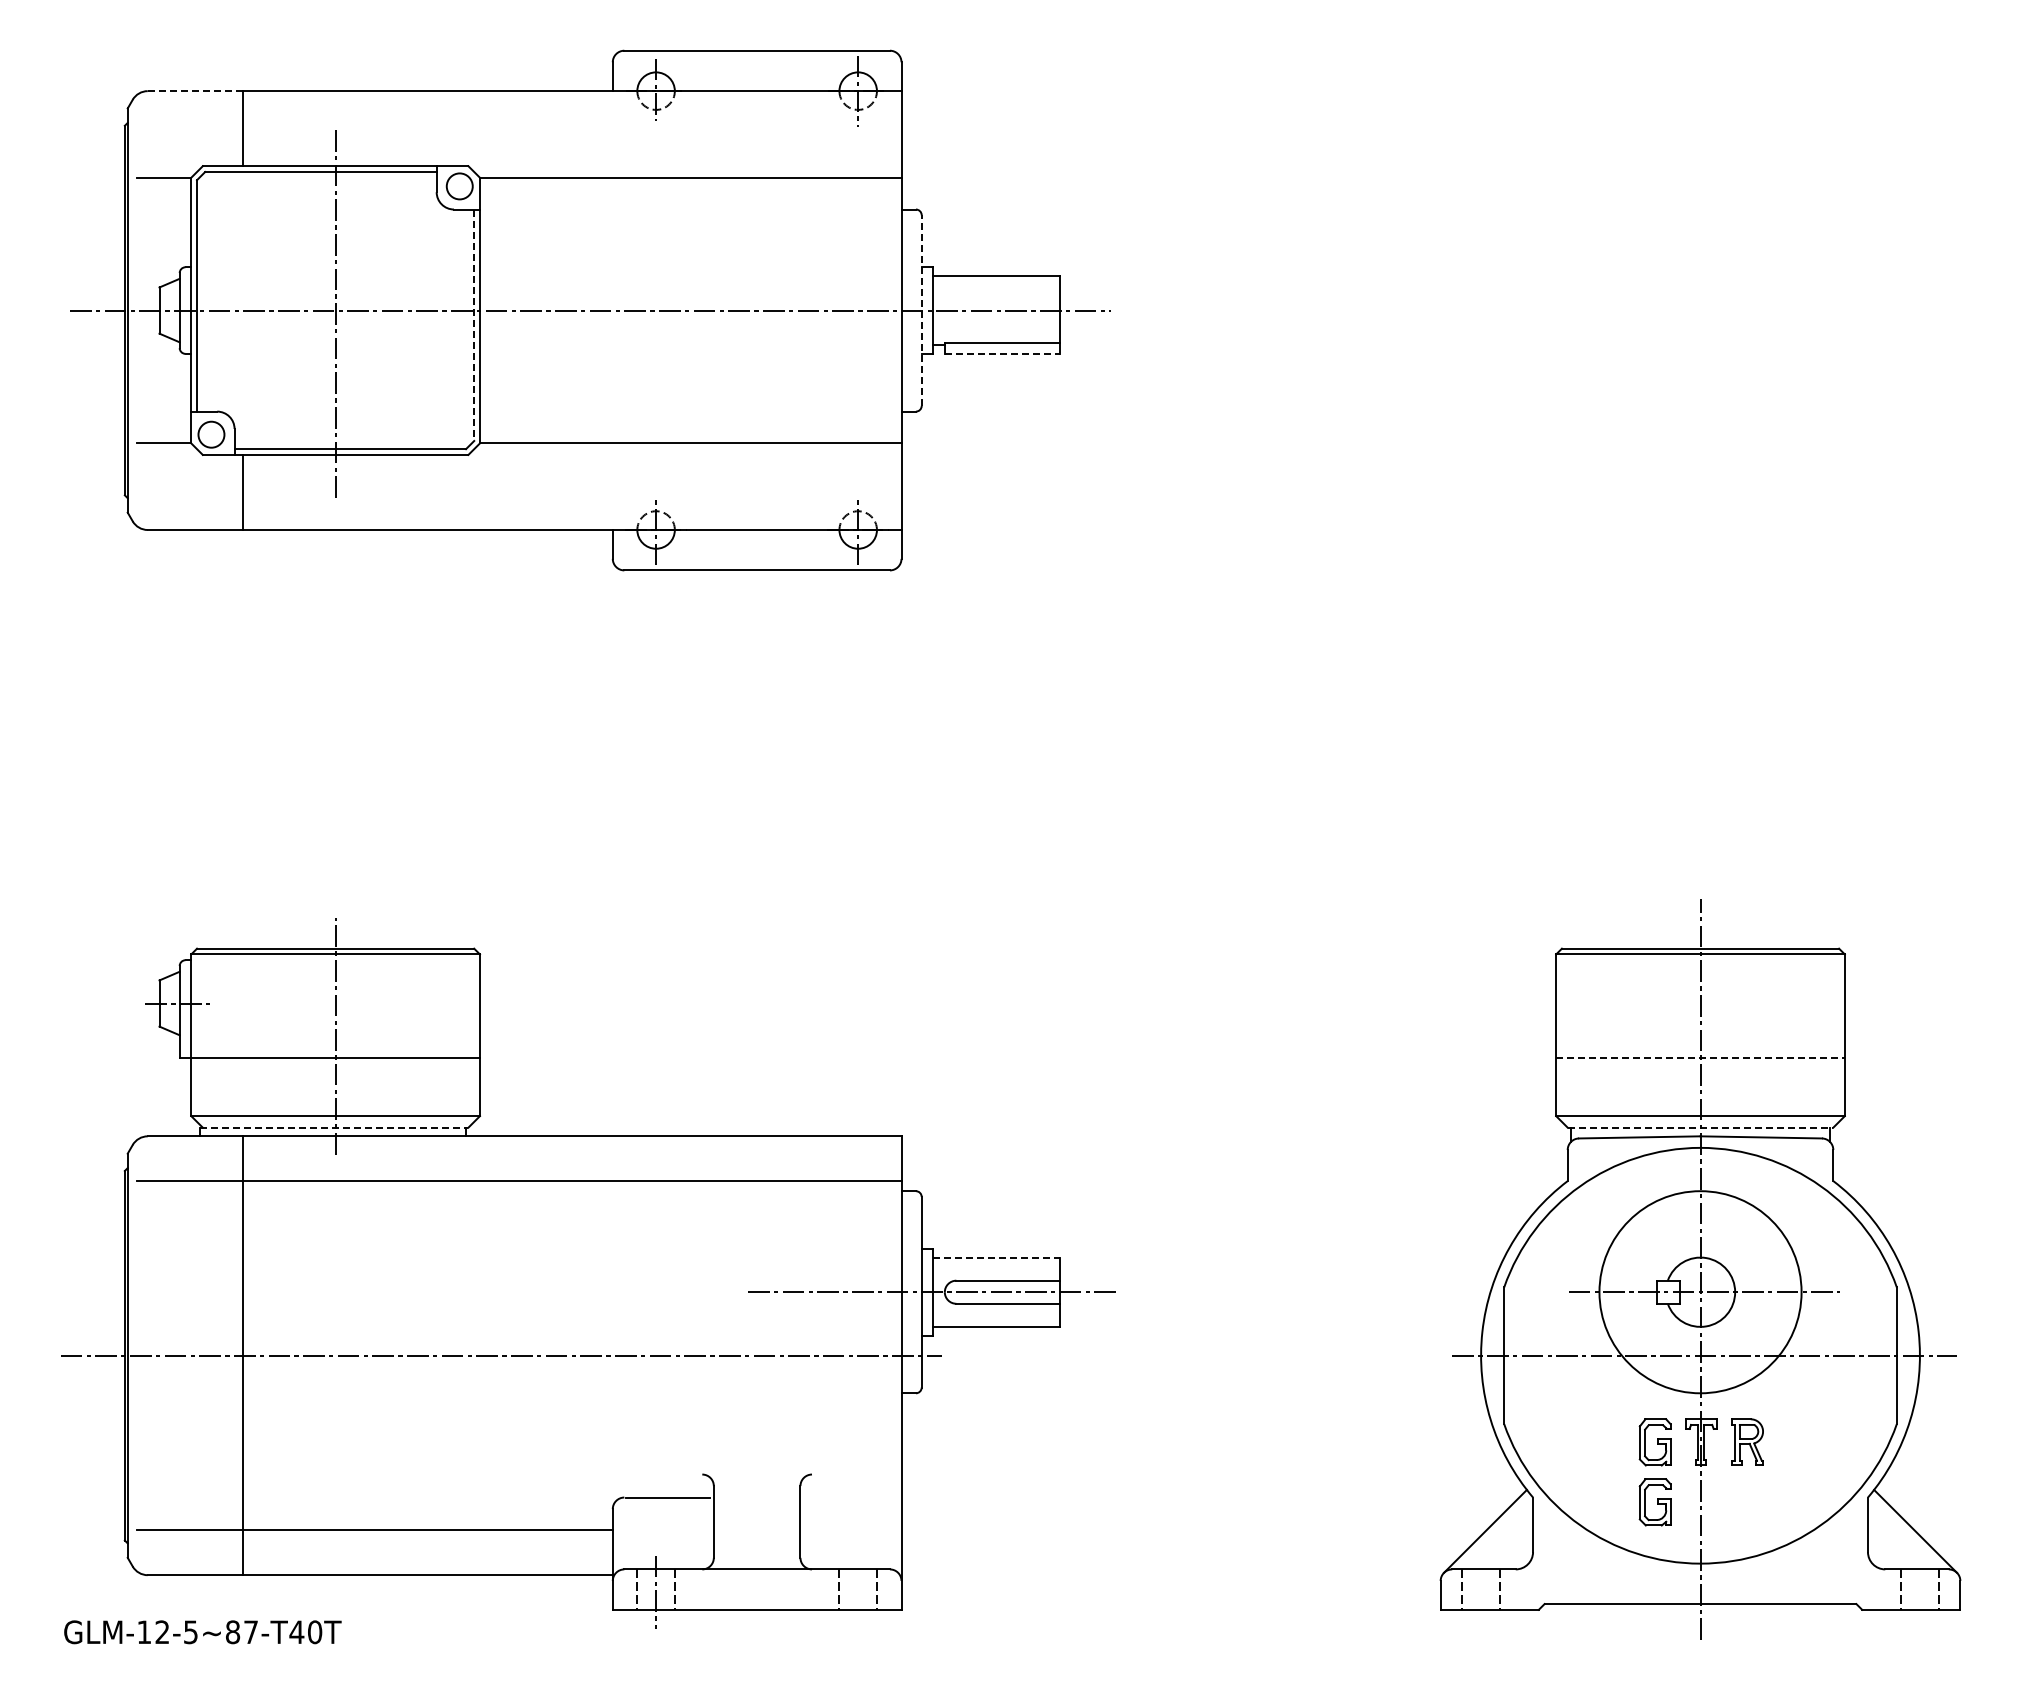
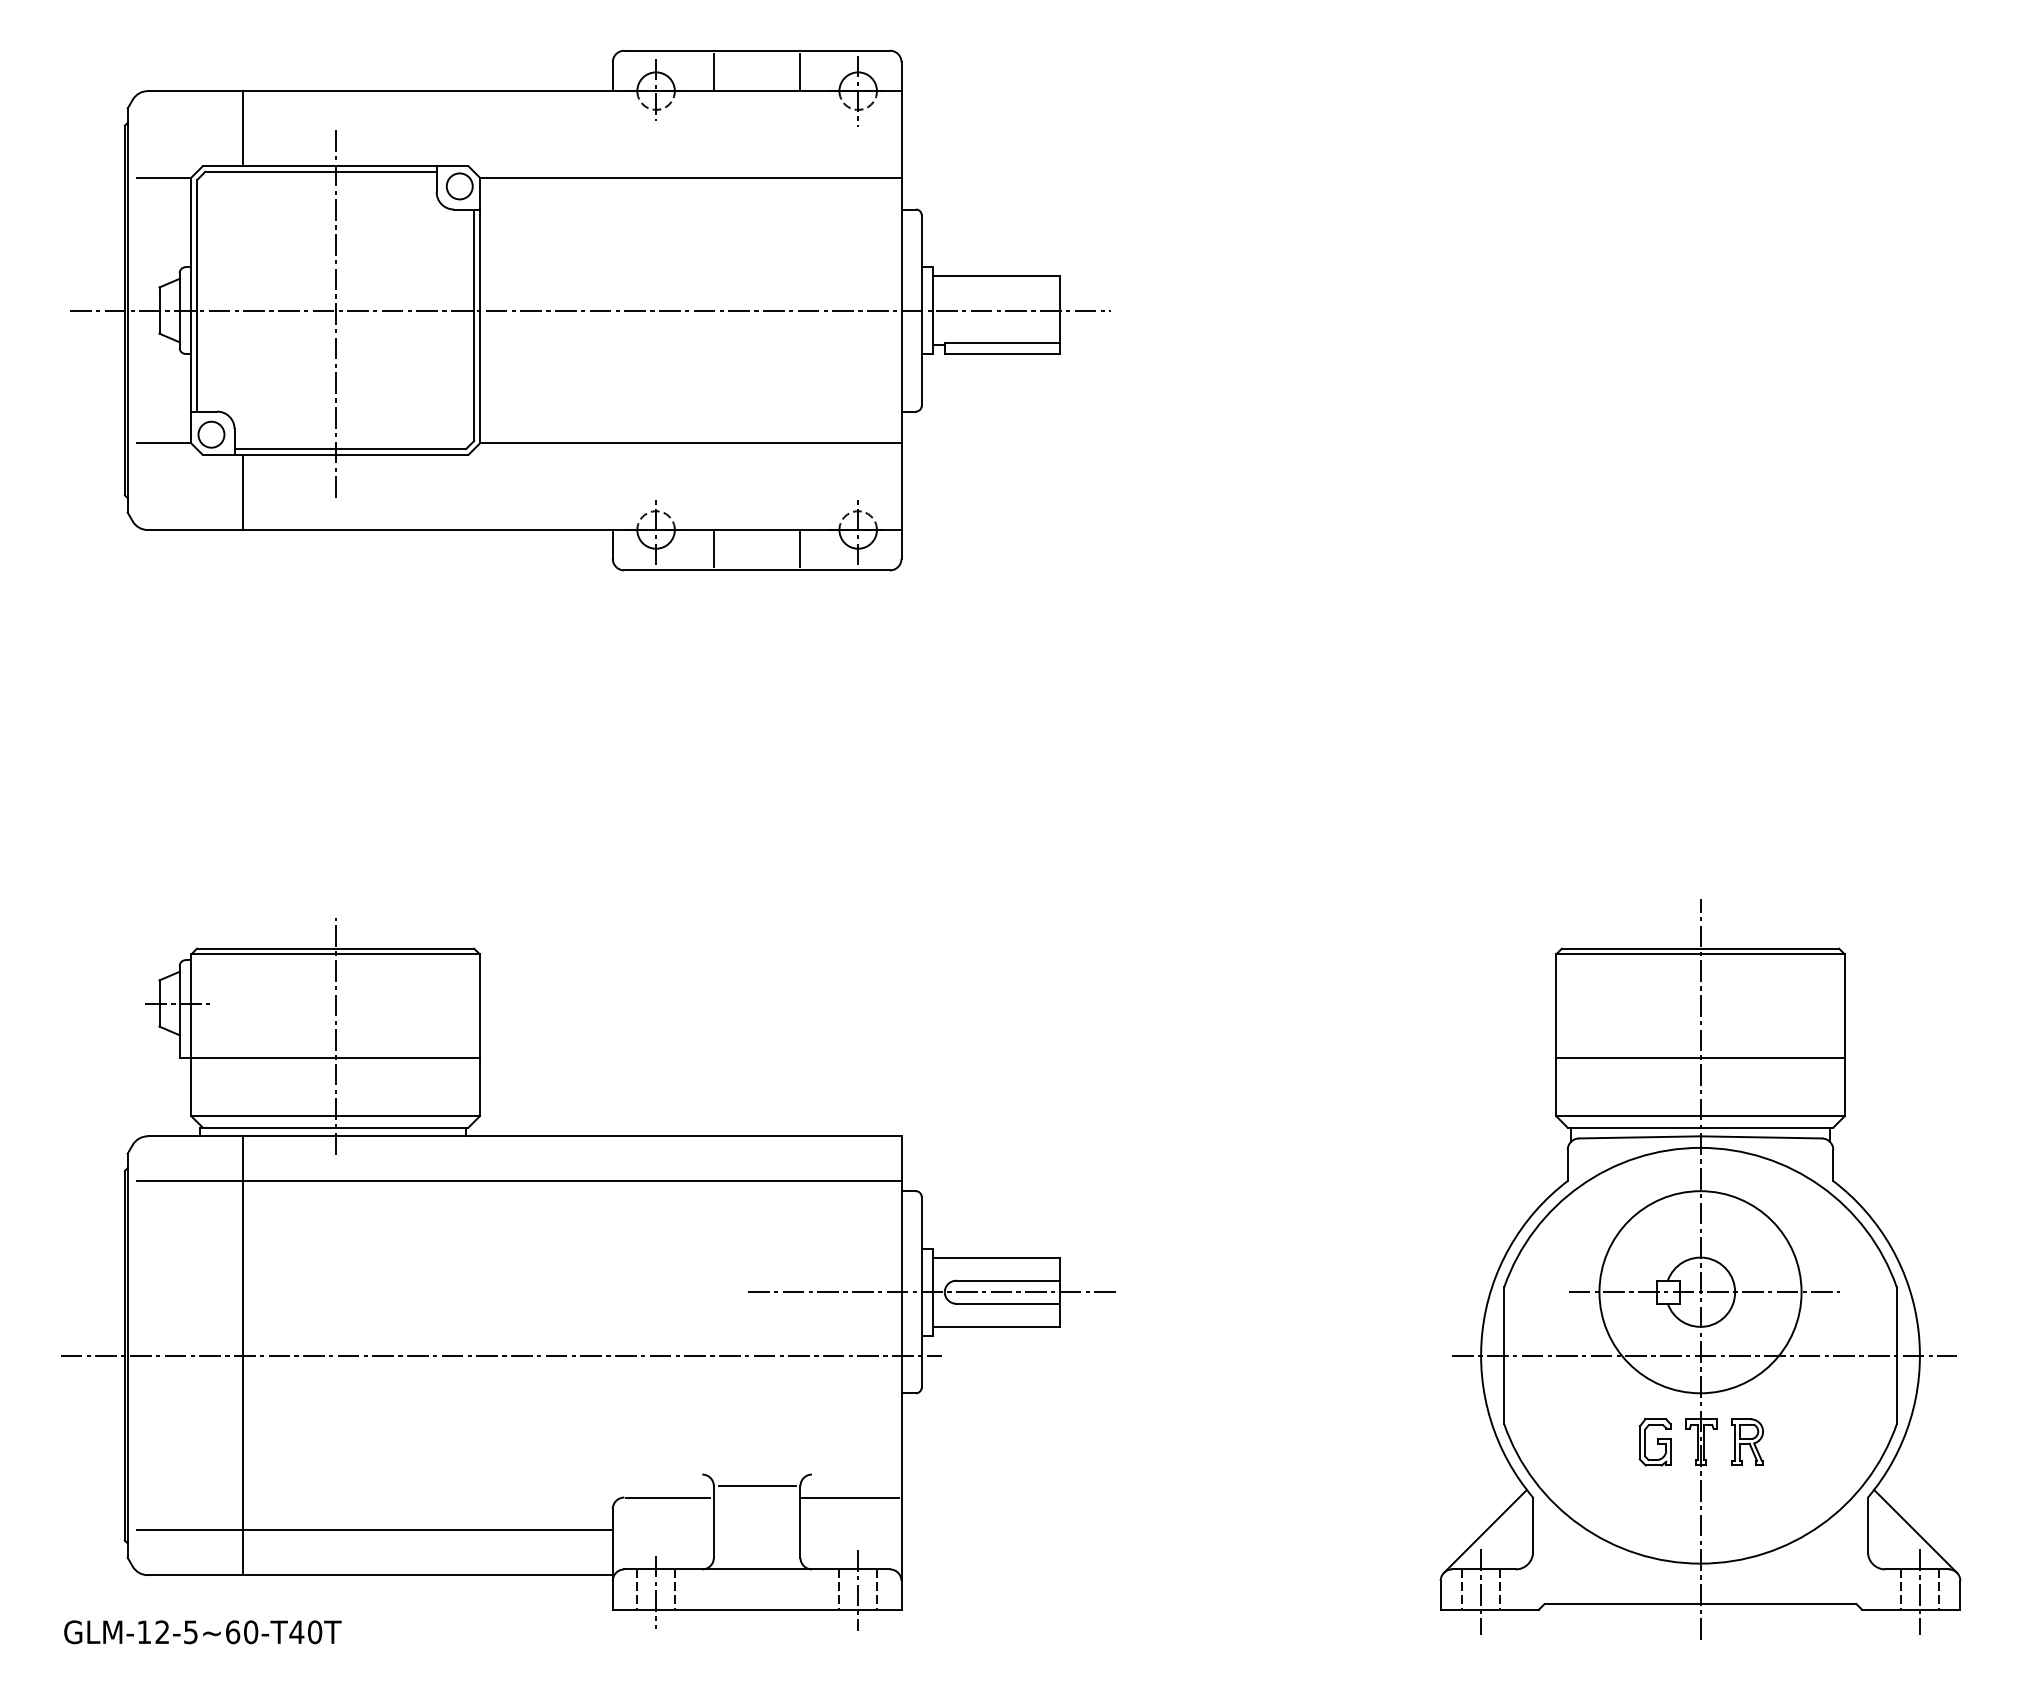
line: none -> present (713, 72)
line: none -> present (800, 72)
line: dashed -> solid (195, 91)
line: dashed -> solid (921, 310)
line: dashed -> solid (474, 325)
line: dashed -> solid (1002, 353)
line: none -> present (713, 548)
line: none -> present (800, 548)
line: dashed -> solid (1701, 1058)
line: dashed -> solid (334, 1127)
line: dashed -> solid (1700, 1127)
line: dashed -> solid (996, 1257)
line: none -> present (757, 1486)
line: none -> present (850, 1497)
part: present -> none (1654, 1502)
line: none -> present (858, 1590)
line: none -> present (1481, 1592)
line: none -> present (1919, 1592)
text: GLM-12-5~87-T40T -> GLM-12-5~60-T40T (242, 1632)
